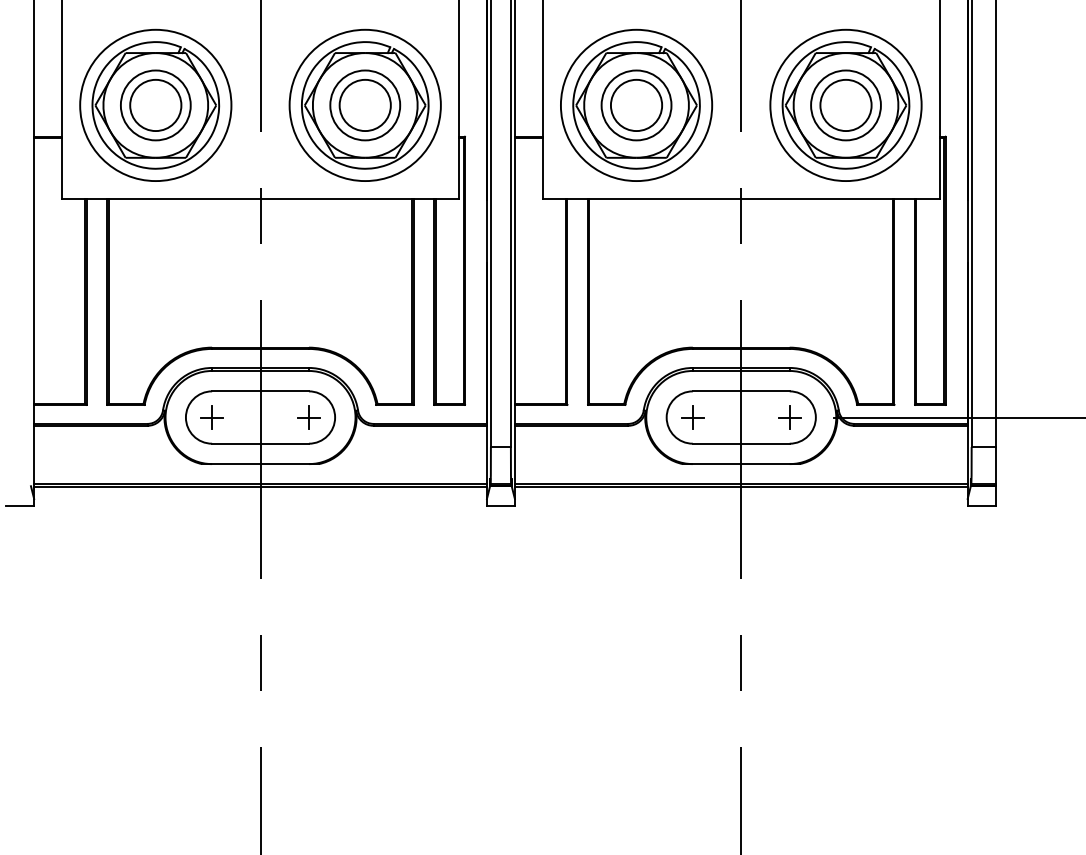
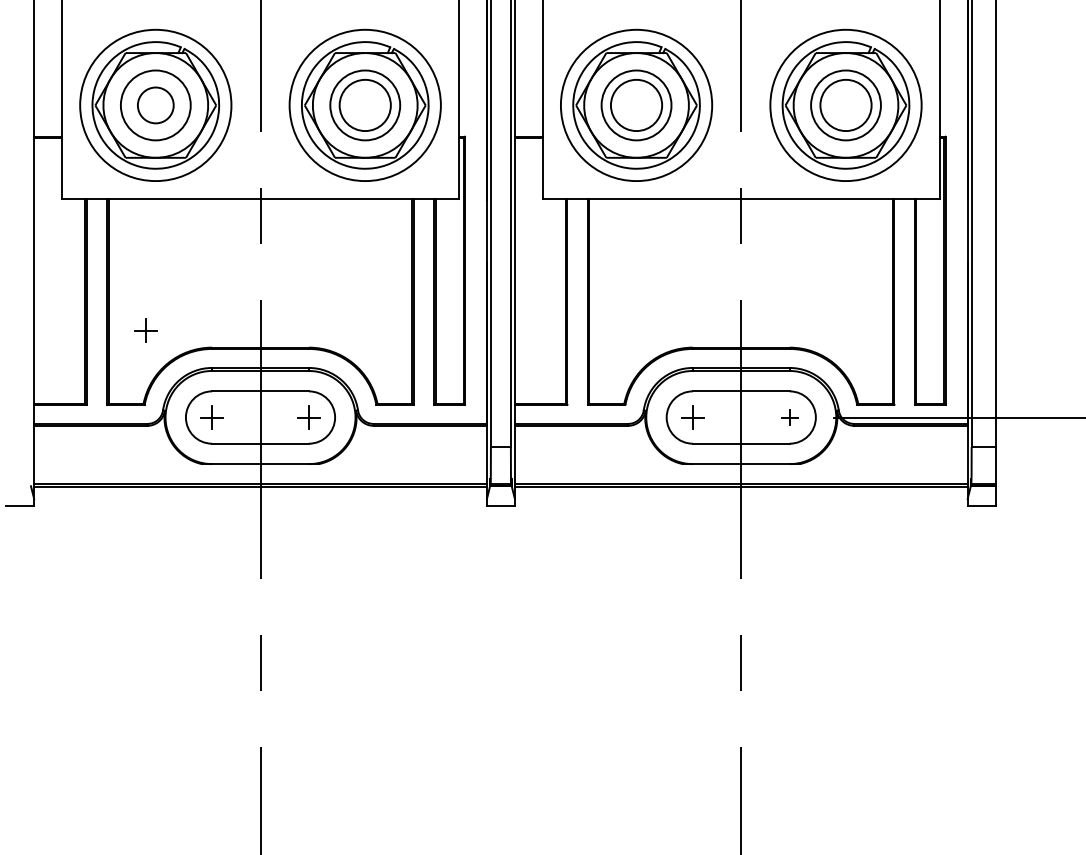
circle diameter: 51 px -> 36 px (155, 105)
part: none -> present (145, 330)
part size: 24x25 px -> 18x17 px (789, 417)
